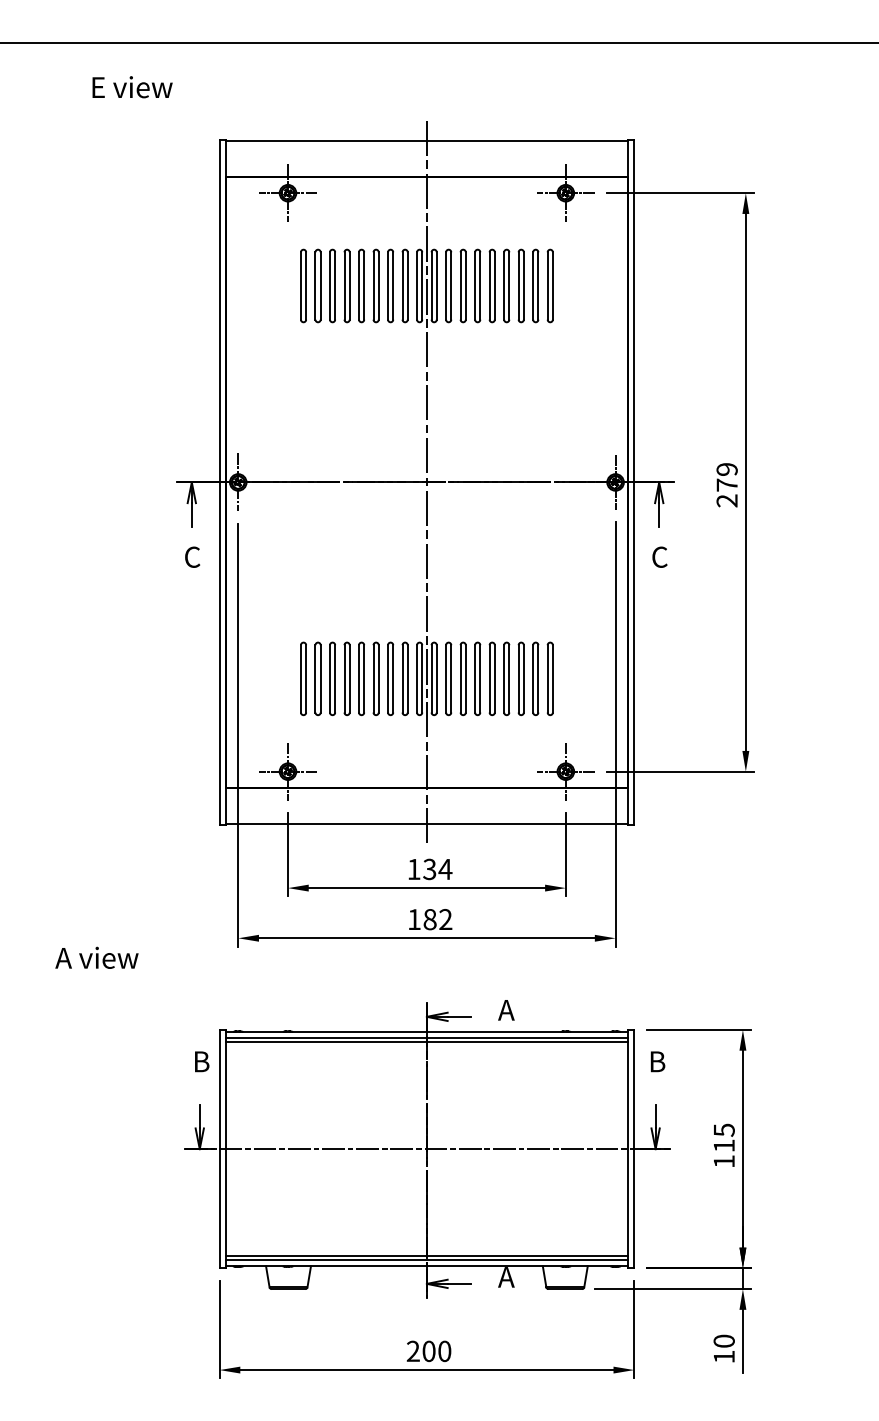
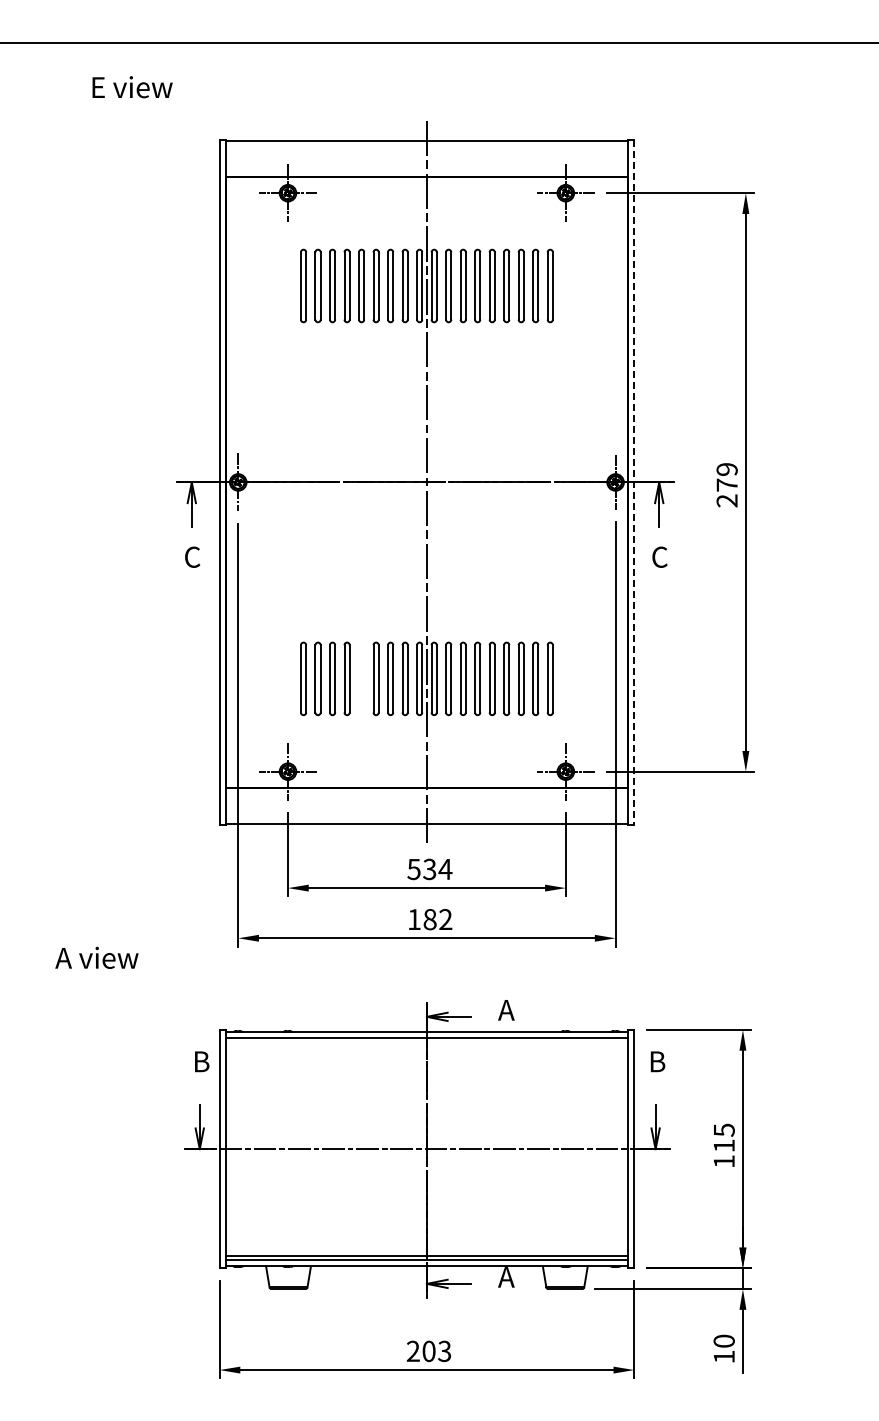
line: solid -> dashed (634, 482)
part: present -> none (361, 678)
text: 134 -> 534 (413, 869)
line: present -> none (426, 1042)
text: 200 -> 203 (444, 1350)
